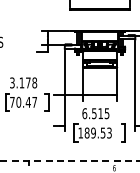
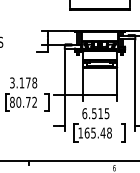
text: 70.47 -> 80.72 (23, 101)
text: 189.53 -> 165.48 (97, 132)
line: dashed -> solid (70, 161)
